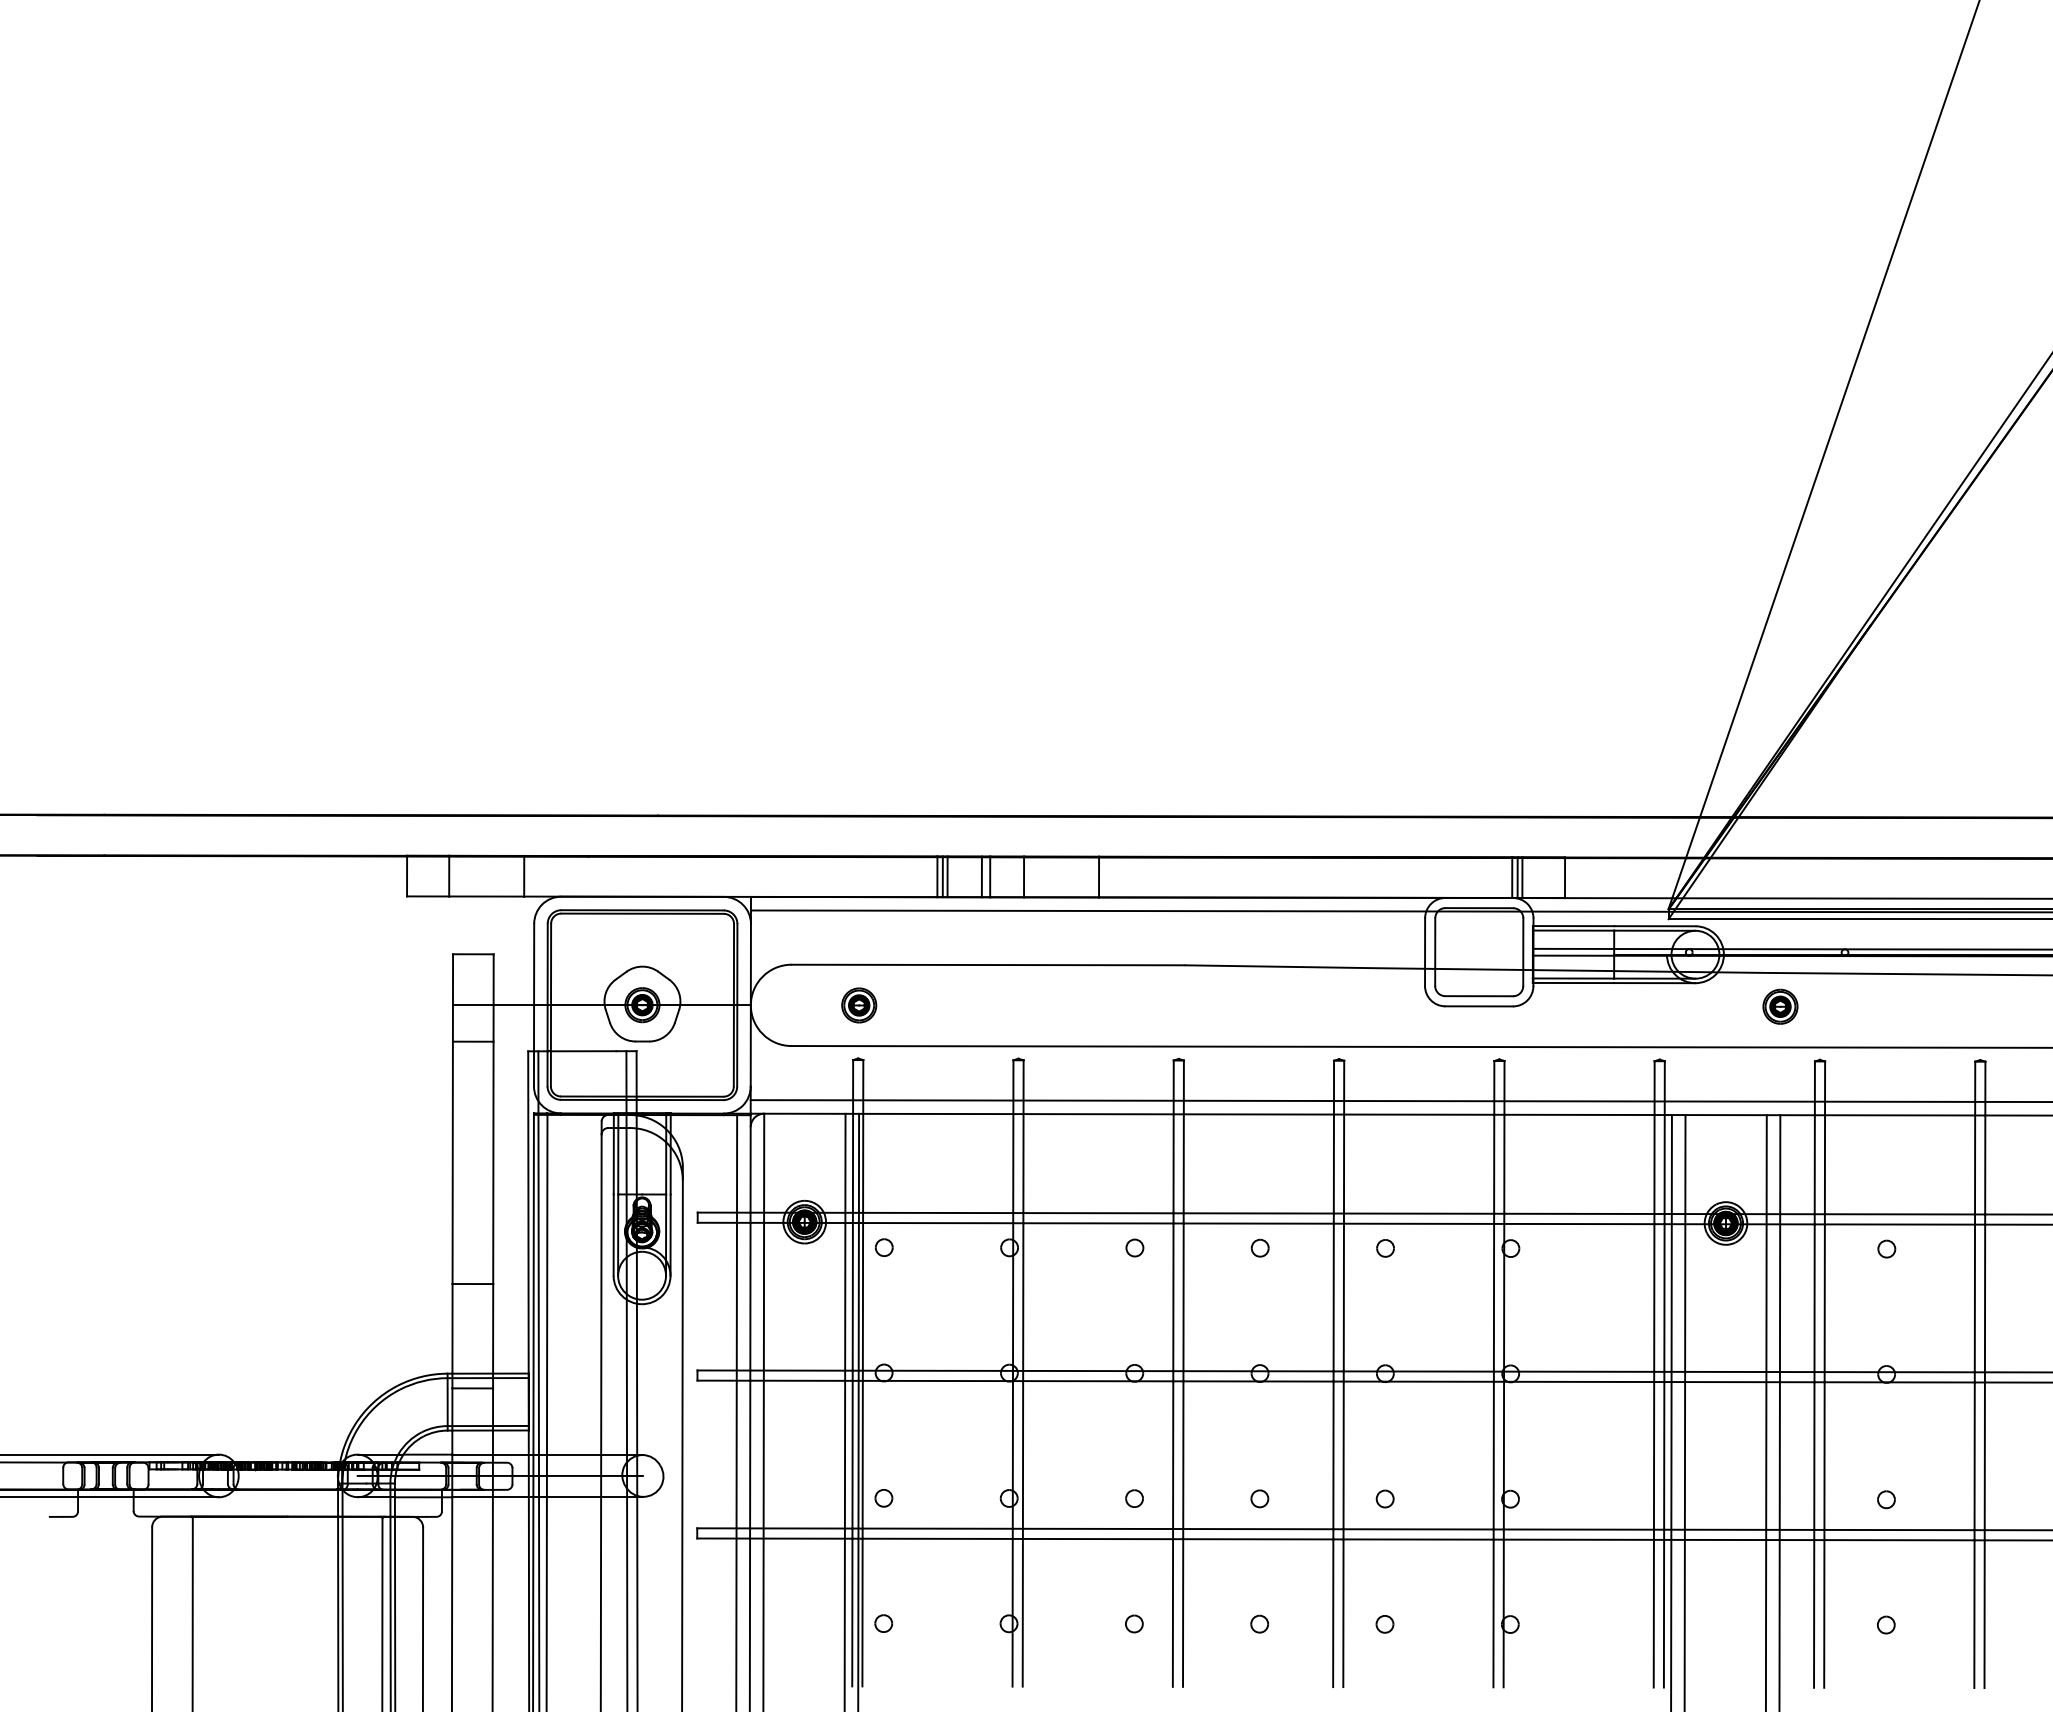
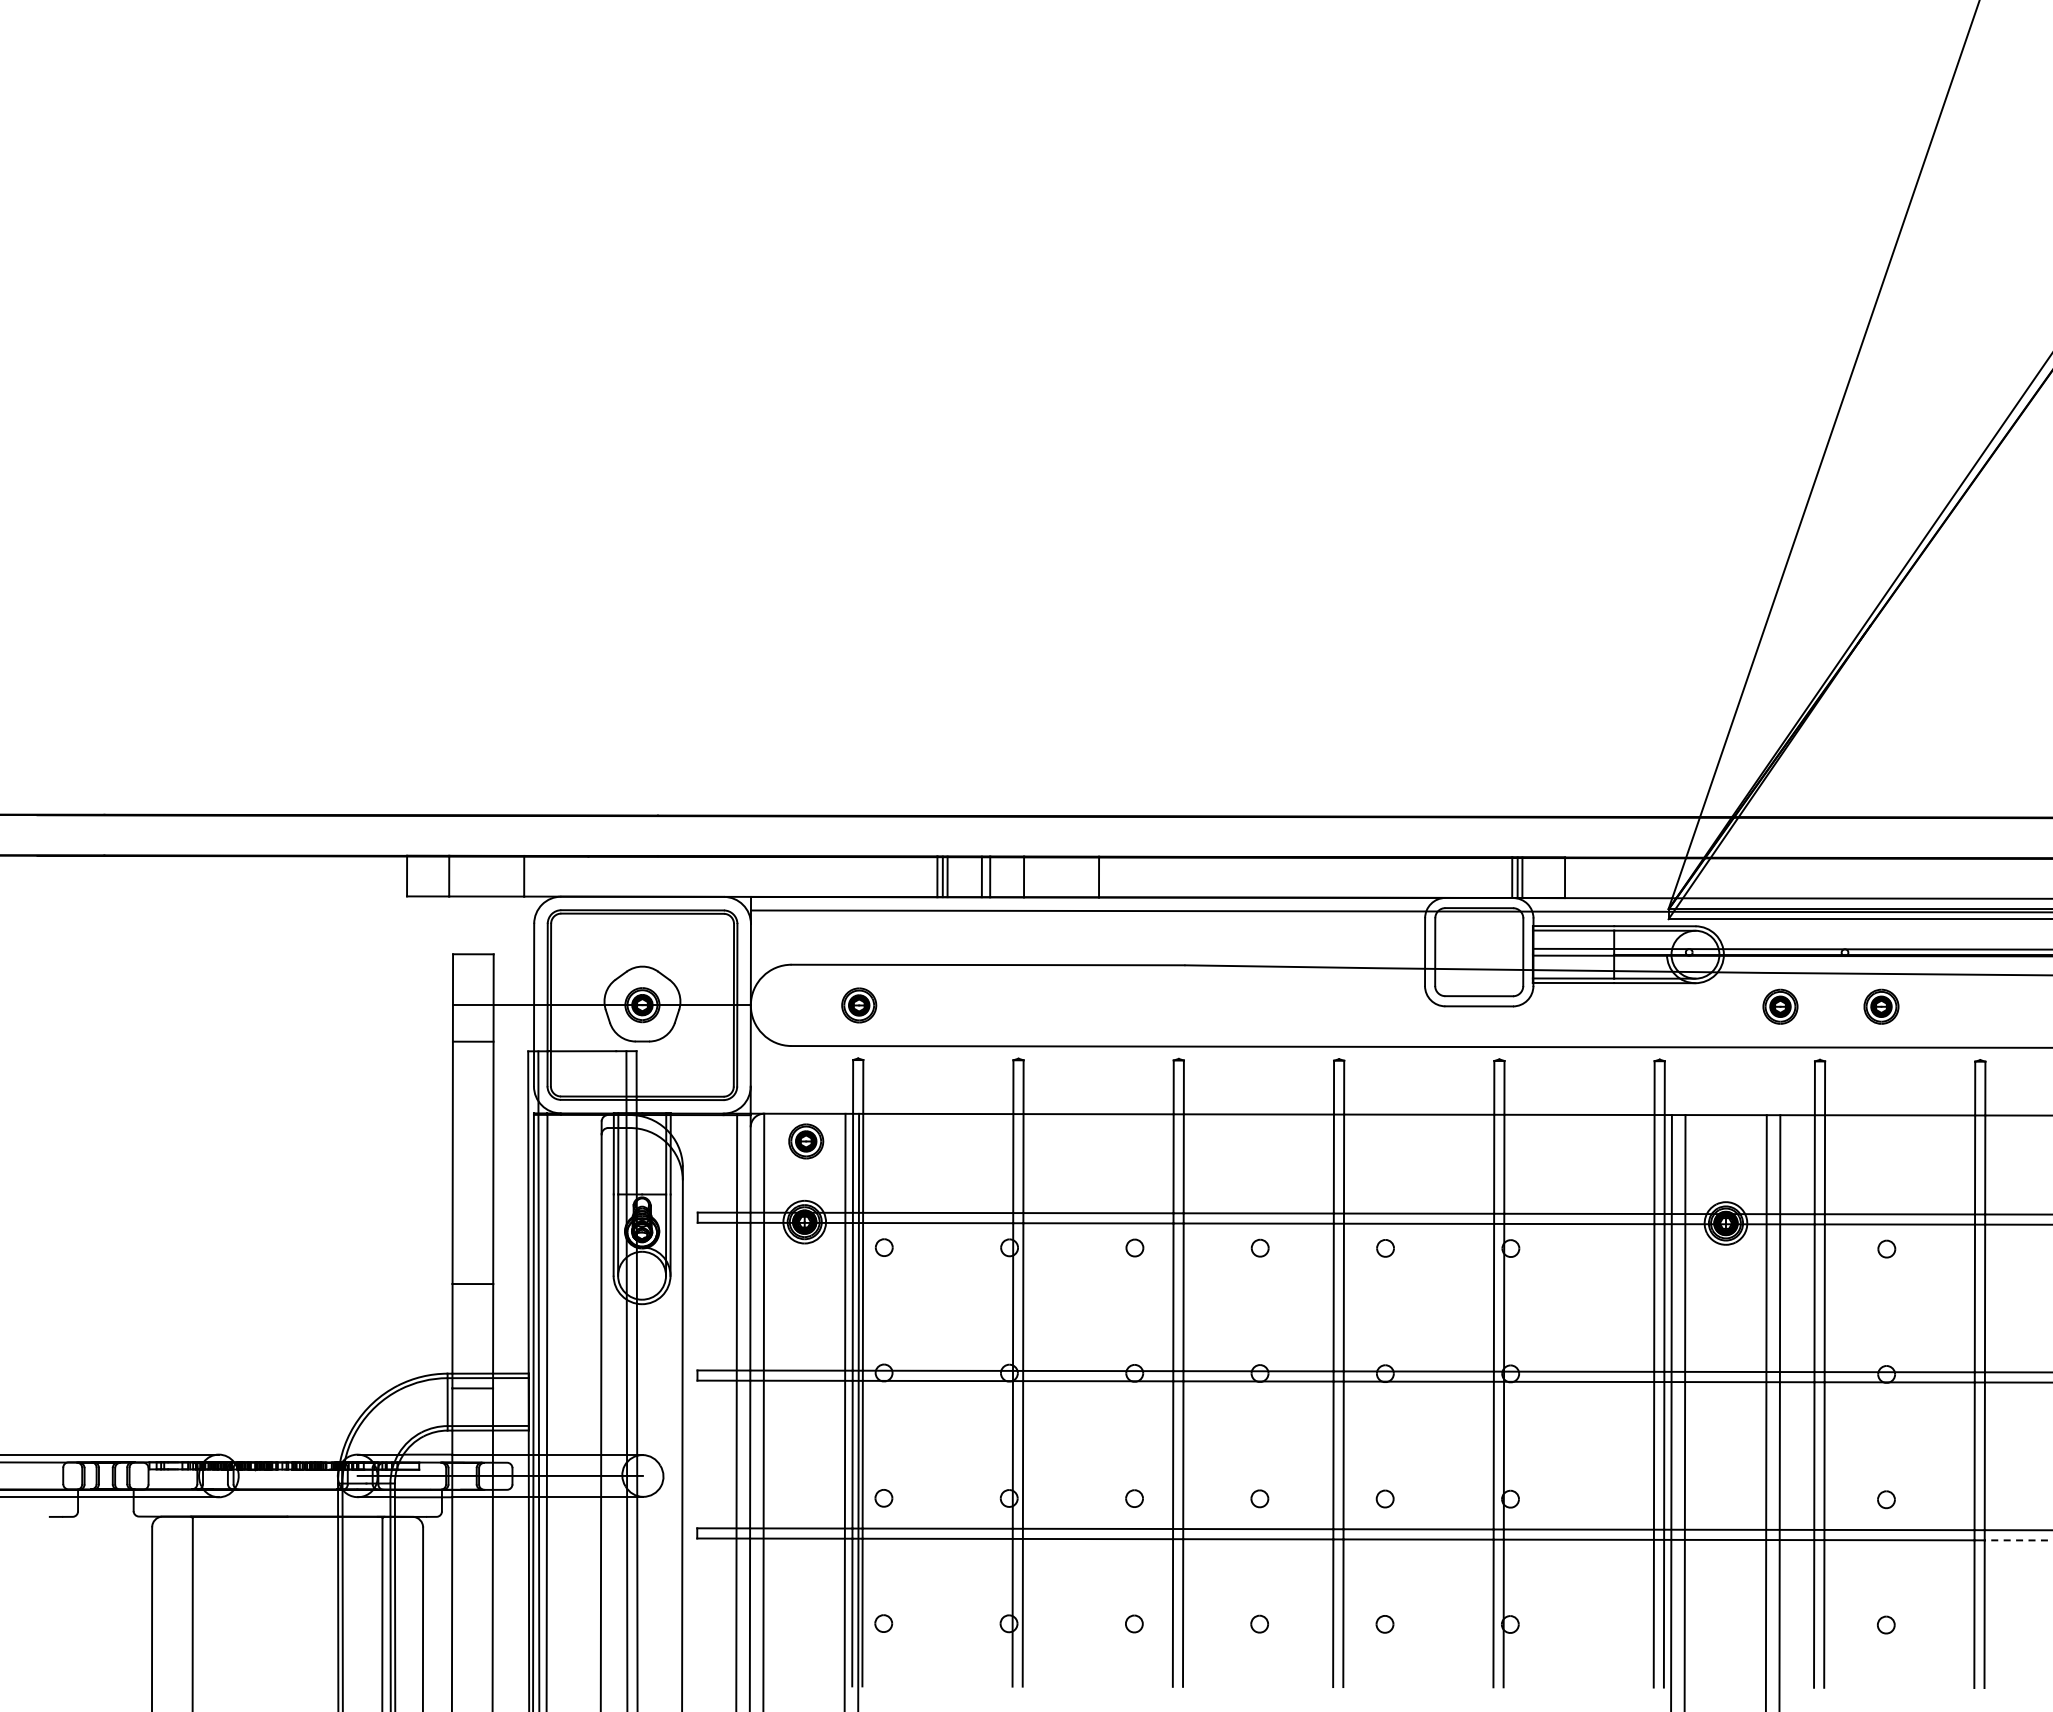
part: none -> present (1881, 1006)
line: present -> none (1399, 1101)
part: none -> present (806, 1141)
line: solid -> dashed (2018, 1540)
